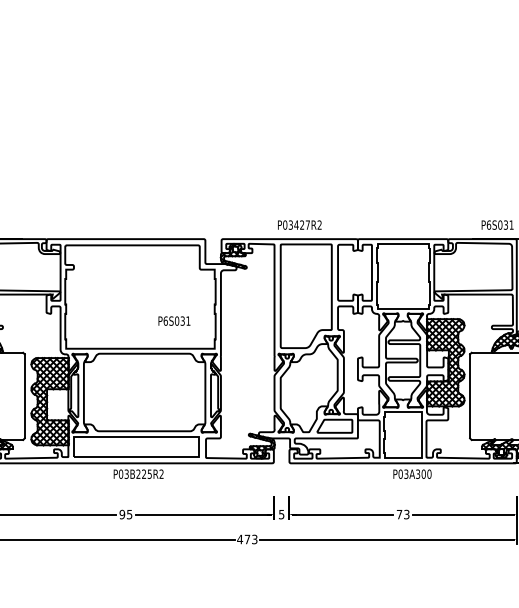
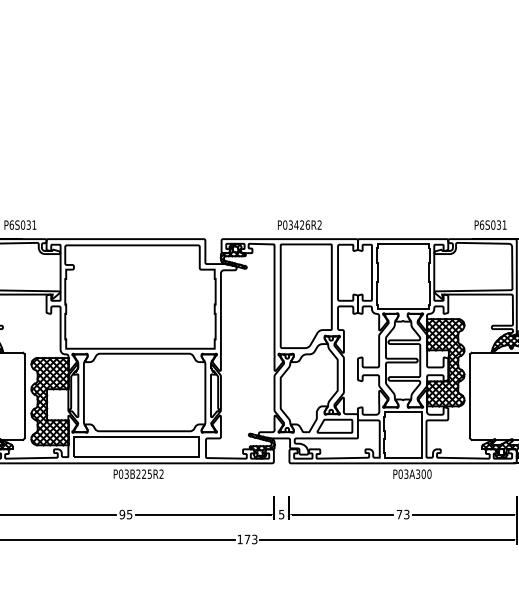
text: P03427R2 -> P03426R2 (307, 224)
text position: (497, 224) -> (490, 224) (490, 224)
text position: (174, 320) -> (20, 224) (20, 224)
text: 473 -> 173 (240, 539)
